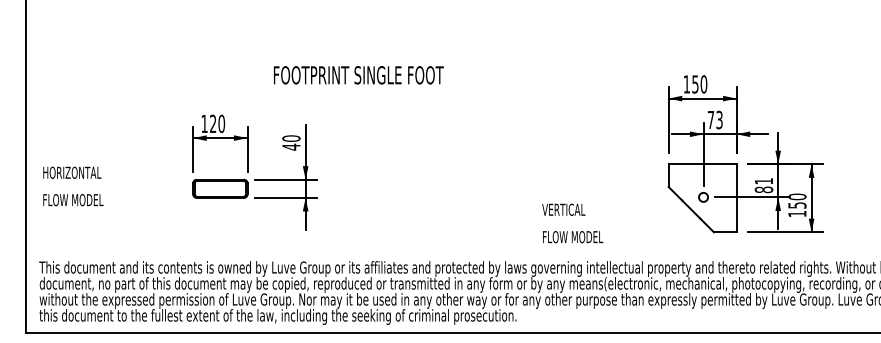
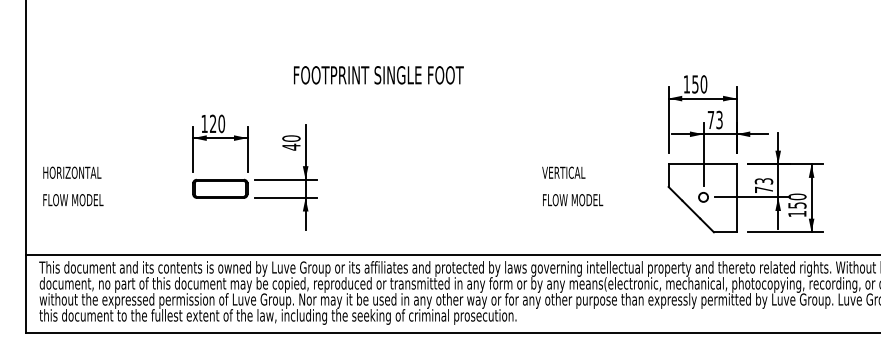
text position: (358, 75) -> (378, 75) (378, 75)
text: 81 -> 73 (763, 185)
text position: (572, 223) -> (572, 186) (572, 186)
line: none -> present (451, 254)
